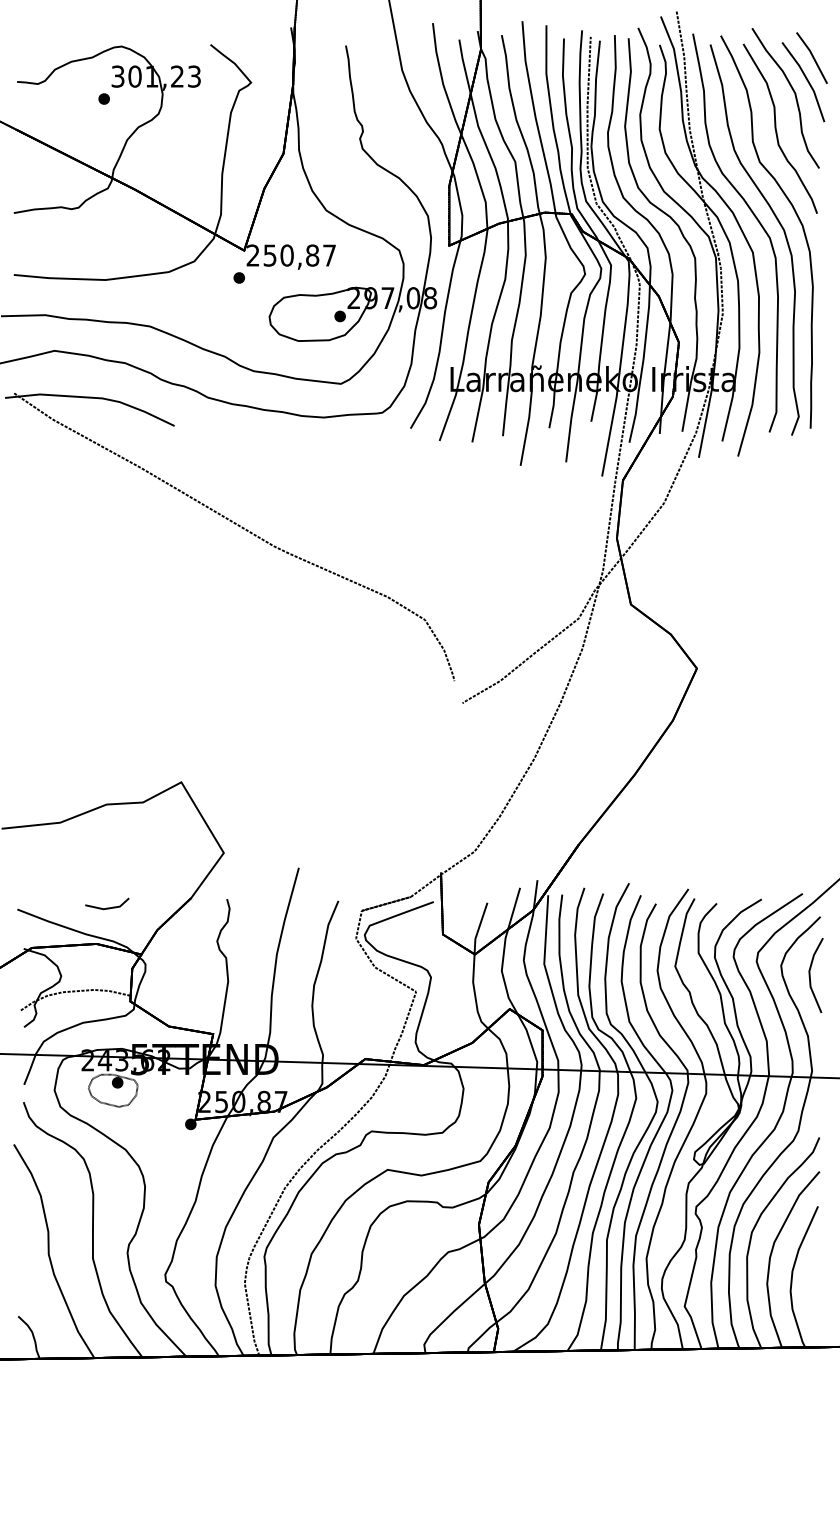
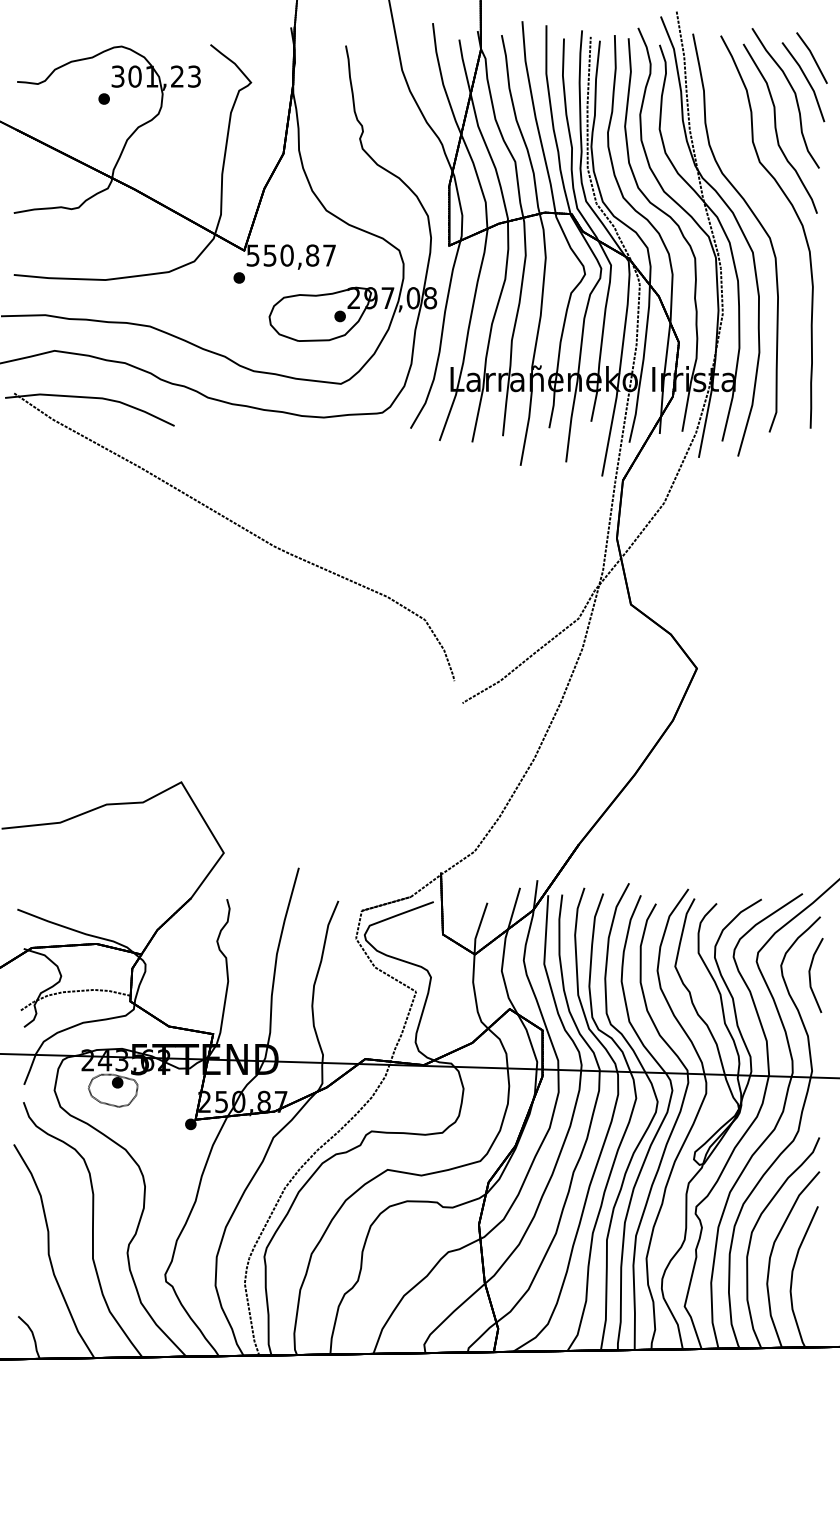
part: present -> none (780, 226)
text: 250,87 -> 550,87 (252, 255)
line: present -> none (107, 907)
